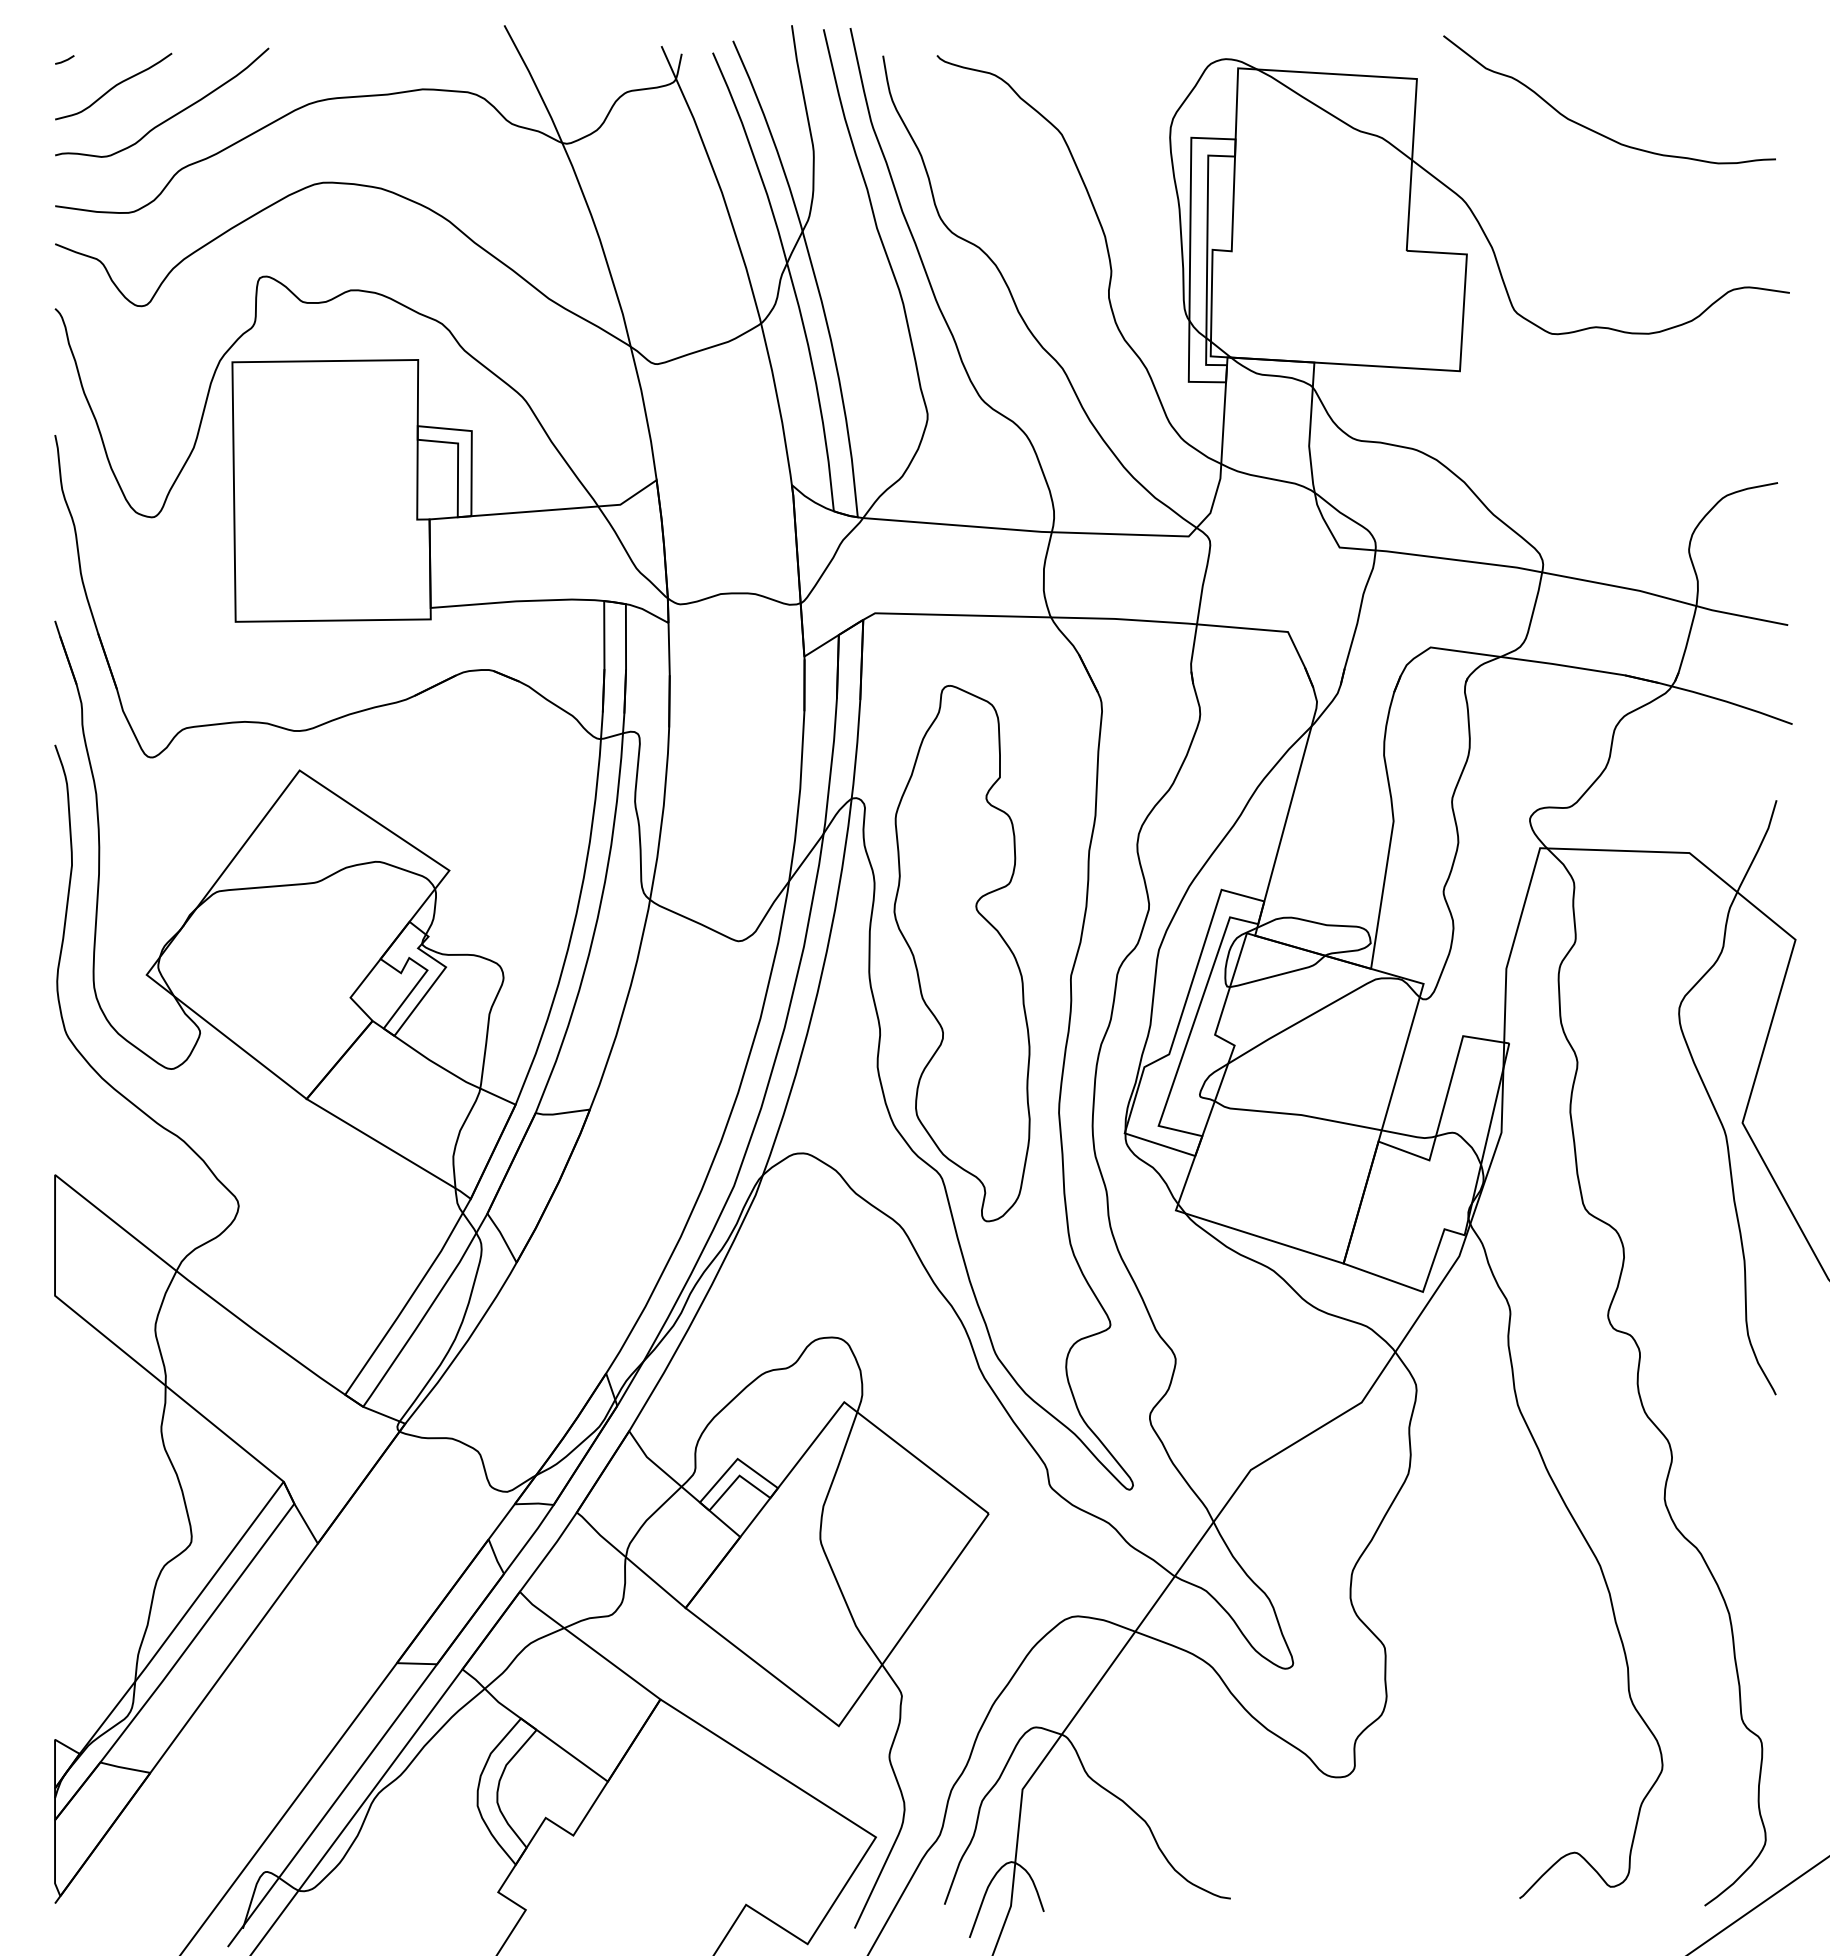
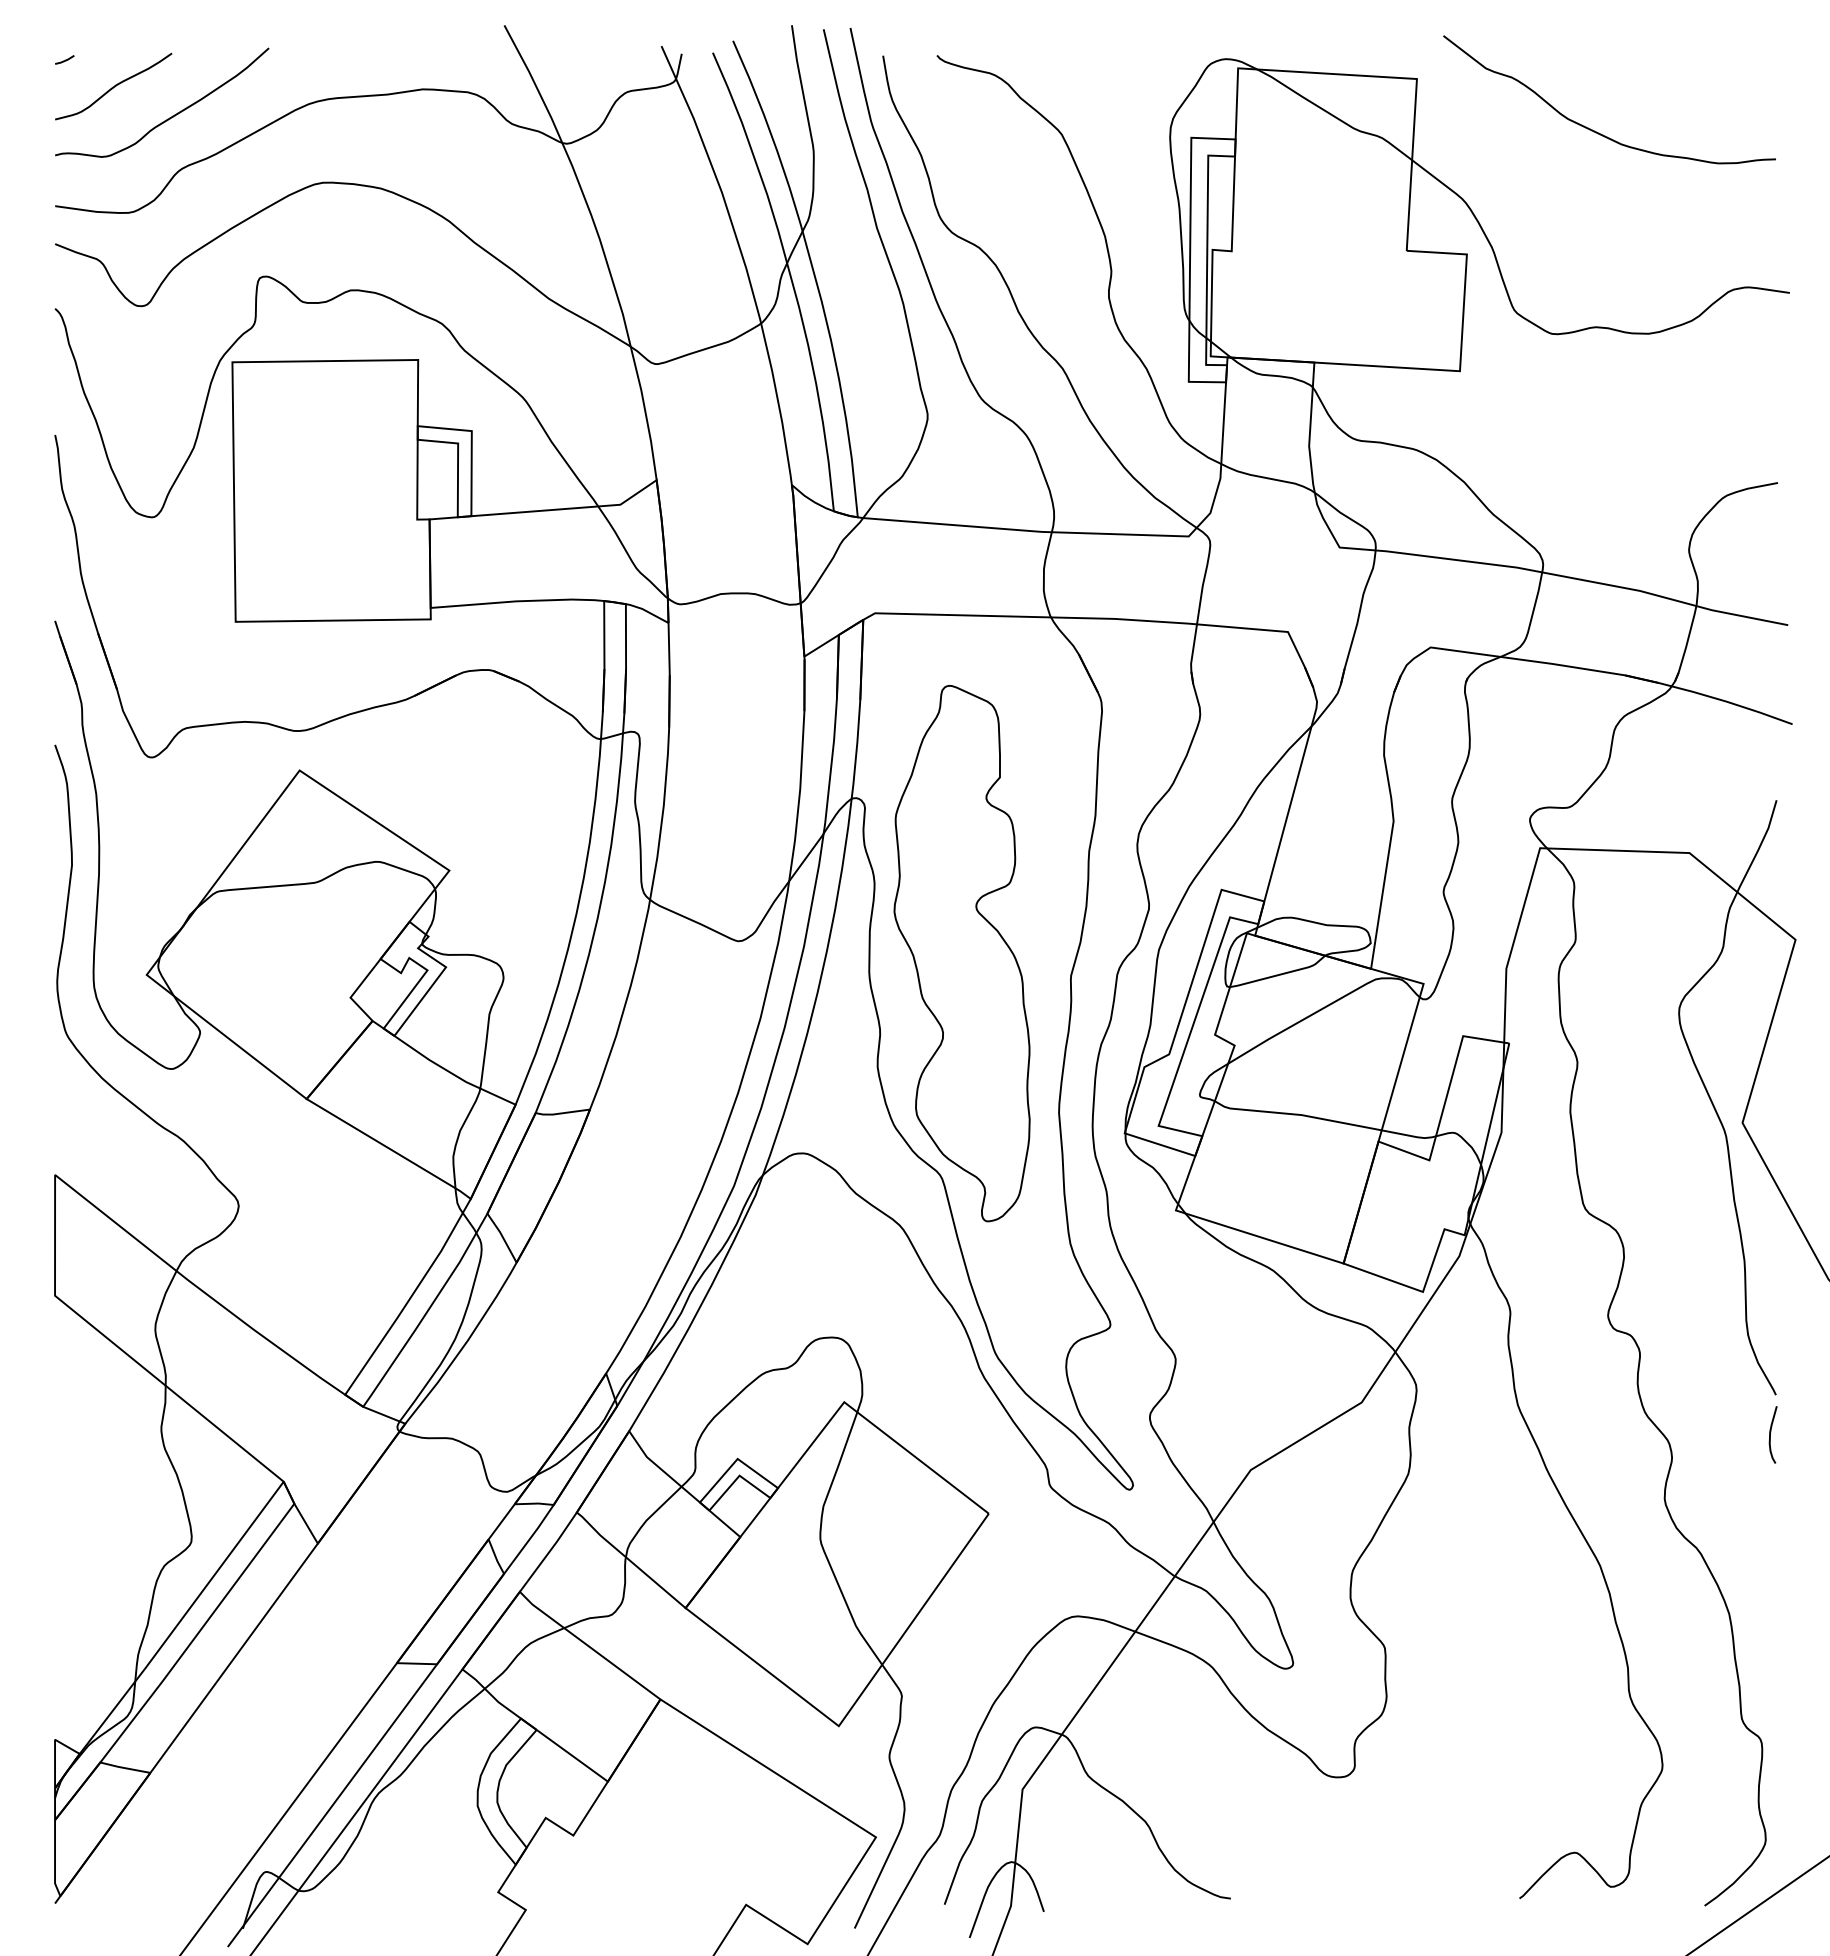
curve: none -> present (1770, 1434)
